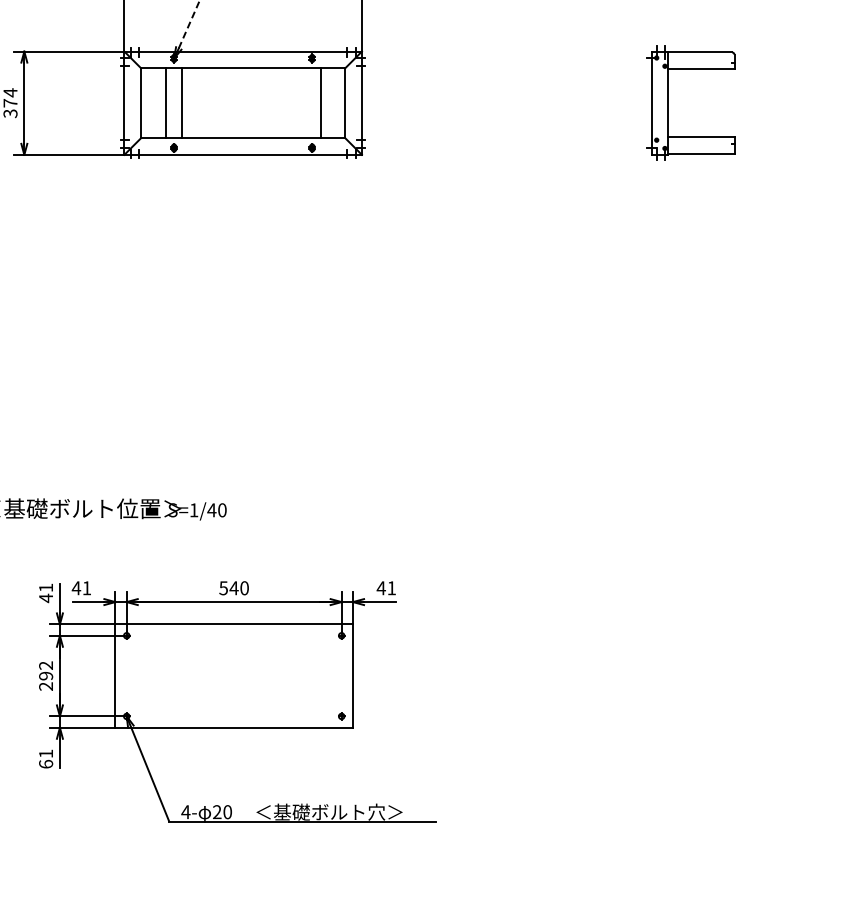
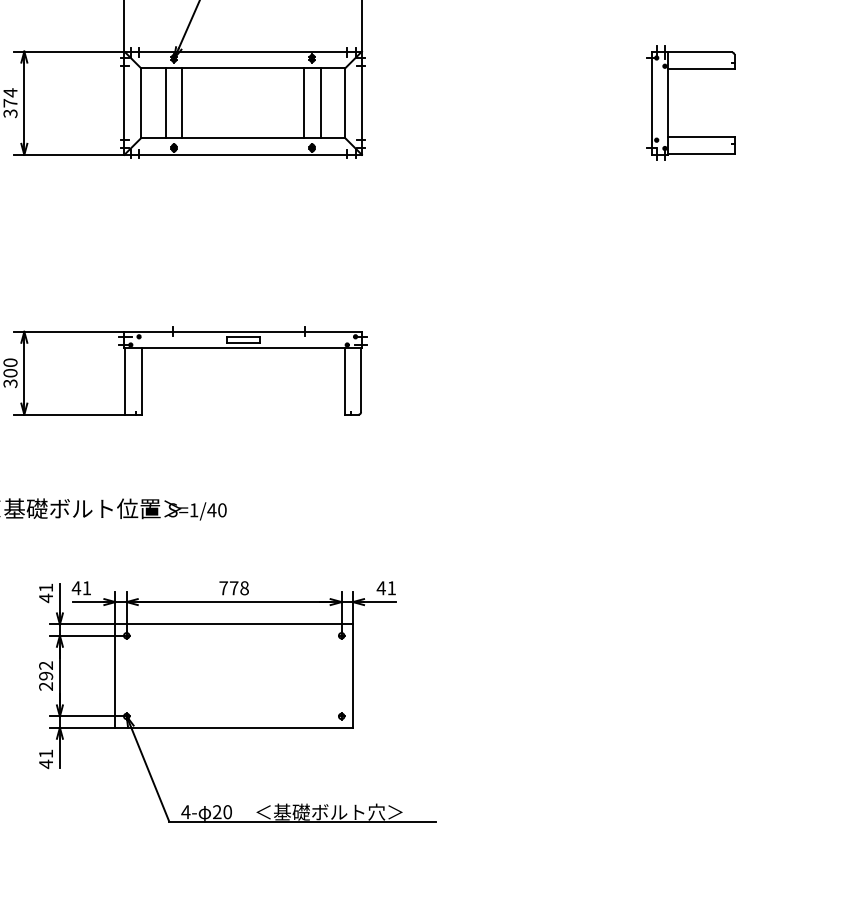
line: dashed -> solid (189, 23)
line: none -> present (303, 103)
part: none -> present (185, 348)
text: 540 -> 778 (233, 588)
text: 61 -> 41 (46, 764)
